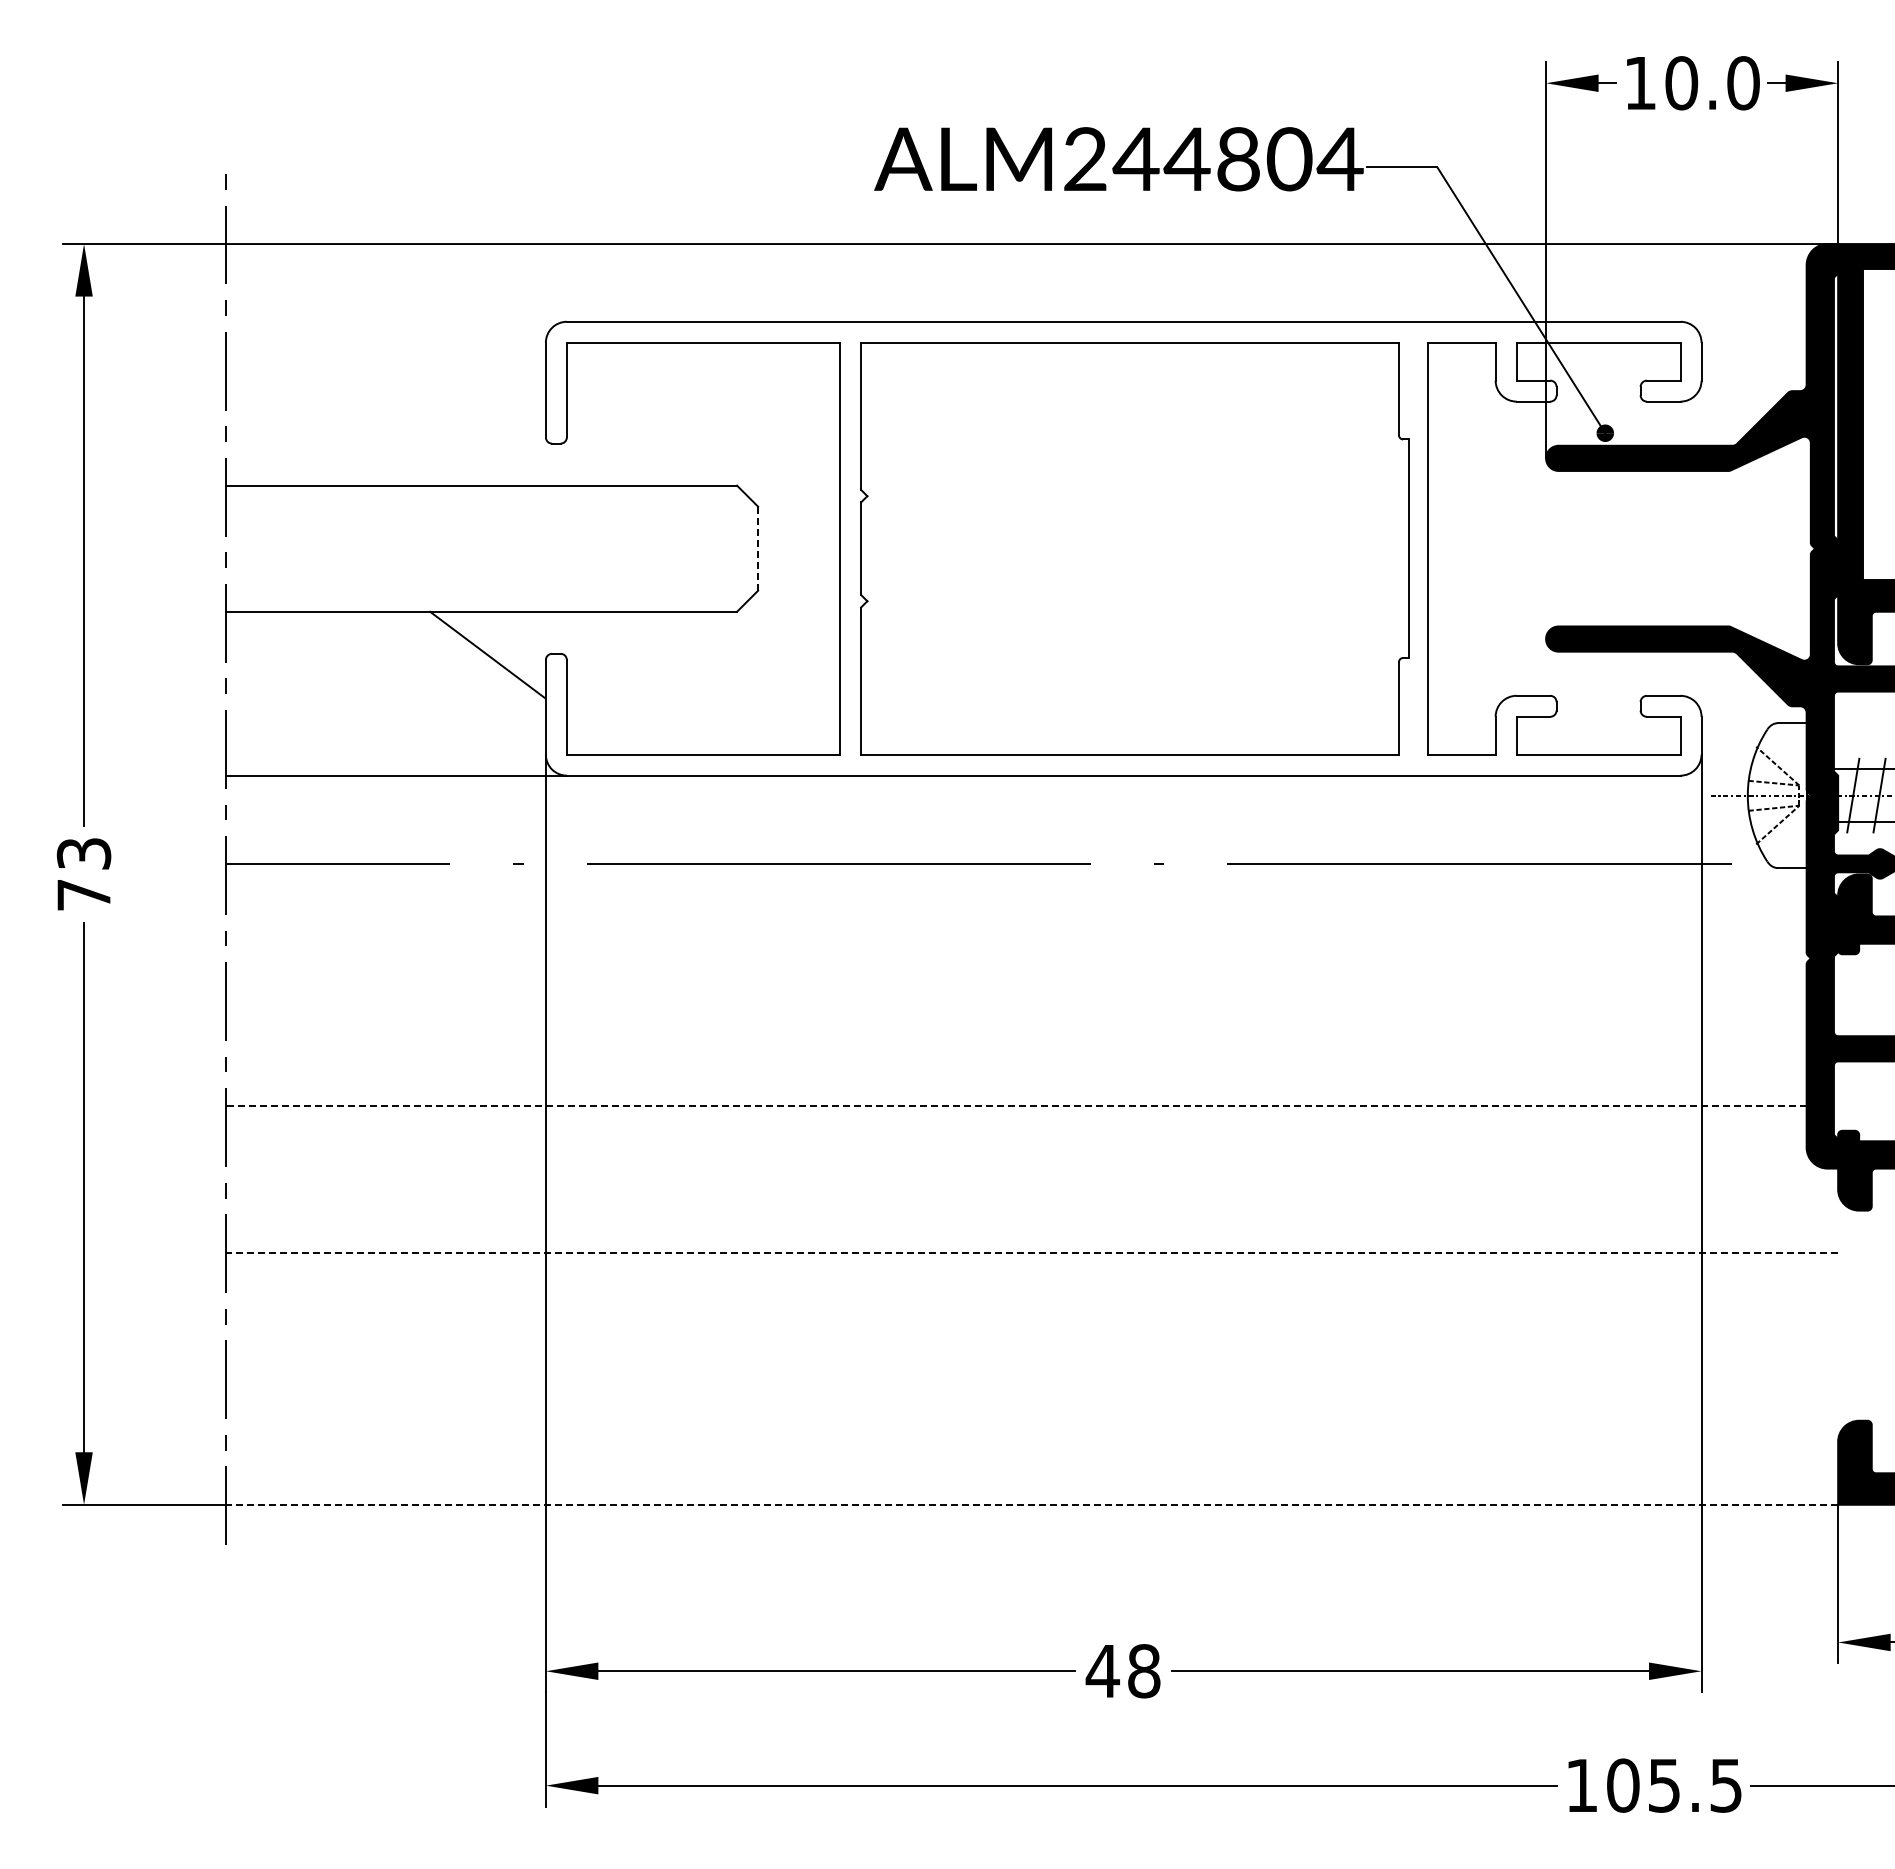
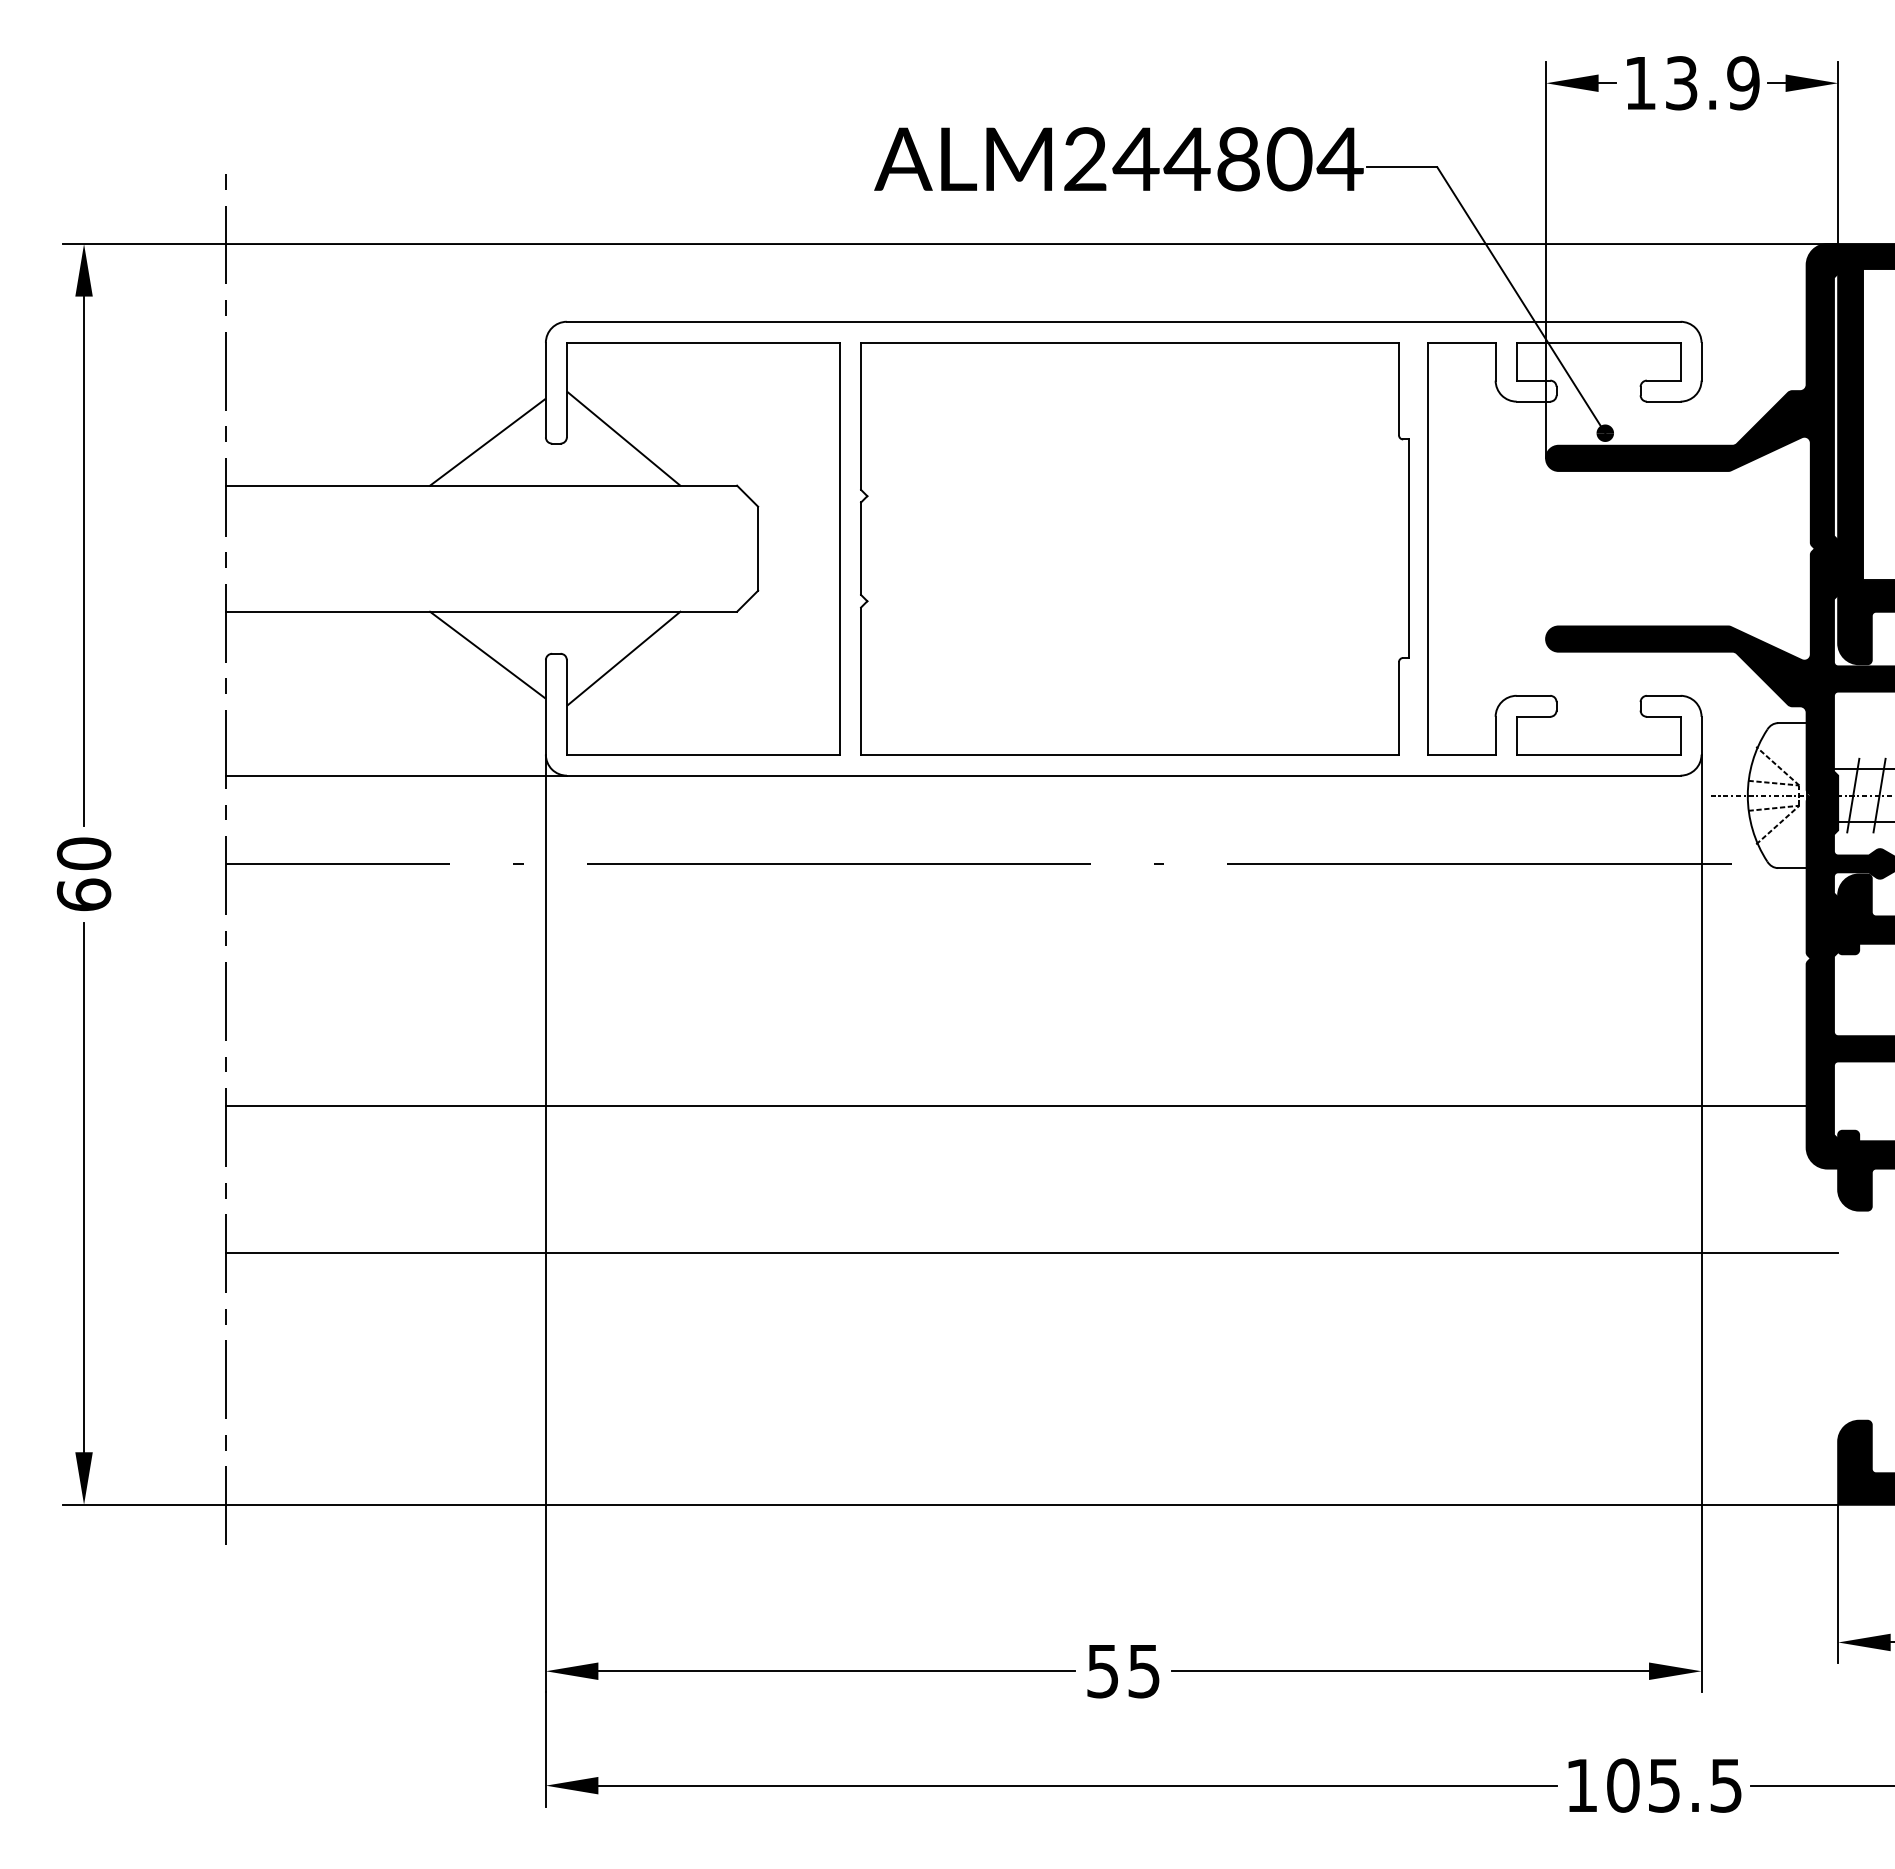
text: 10.0 -> 13.9 (1712, 83)
line: none -> present (623, 438)
line: none -> present (487, 442)
line: dashed -> solid (758, 549)
line: none -> present (623, 658)
text: 73 -> 60 (83, 874)
line: dashed -> solid (1015, 1105)
line: dashed -> solid (1031, 1252)
line: dashed -> solid (1031, 1504)
text: 48 -> 55 (1122, 1671)
